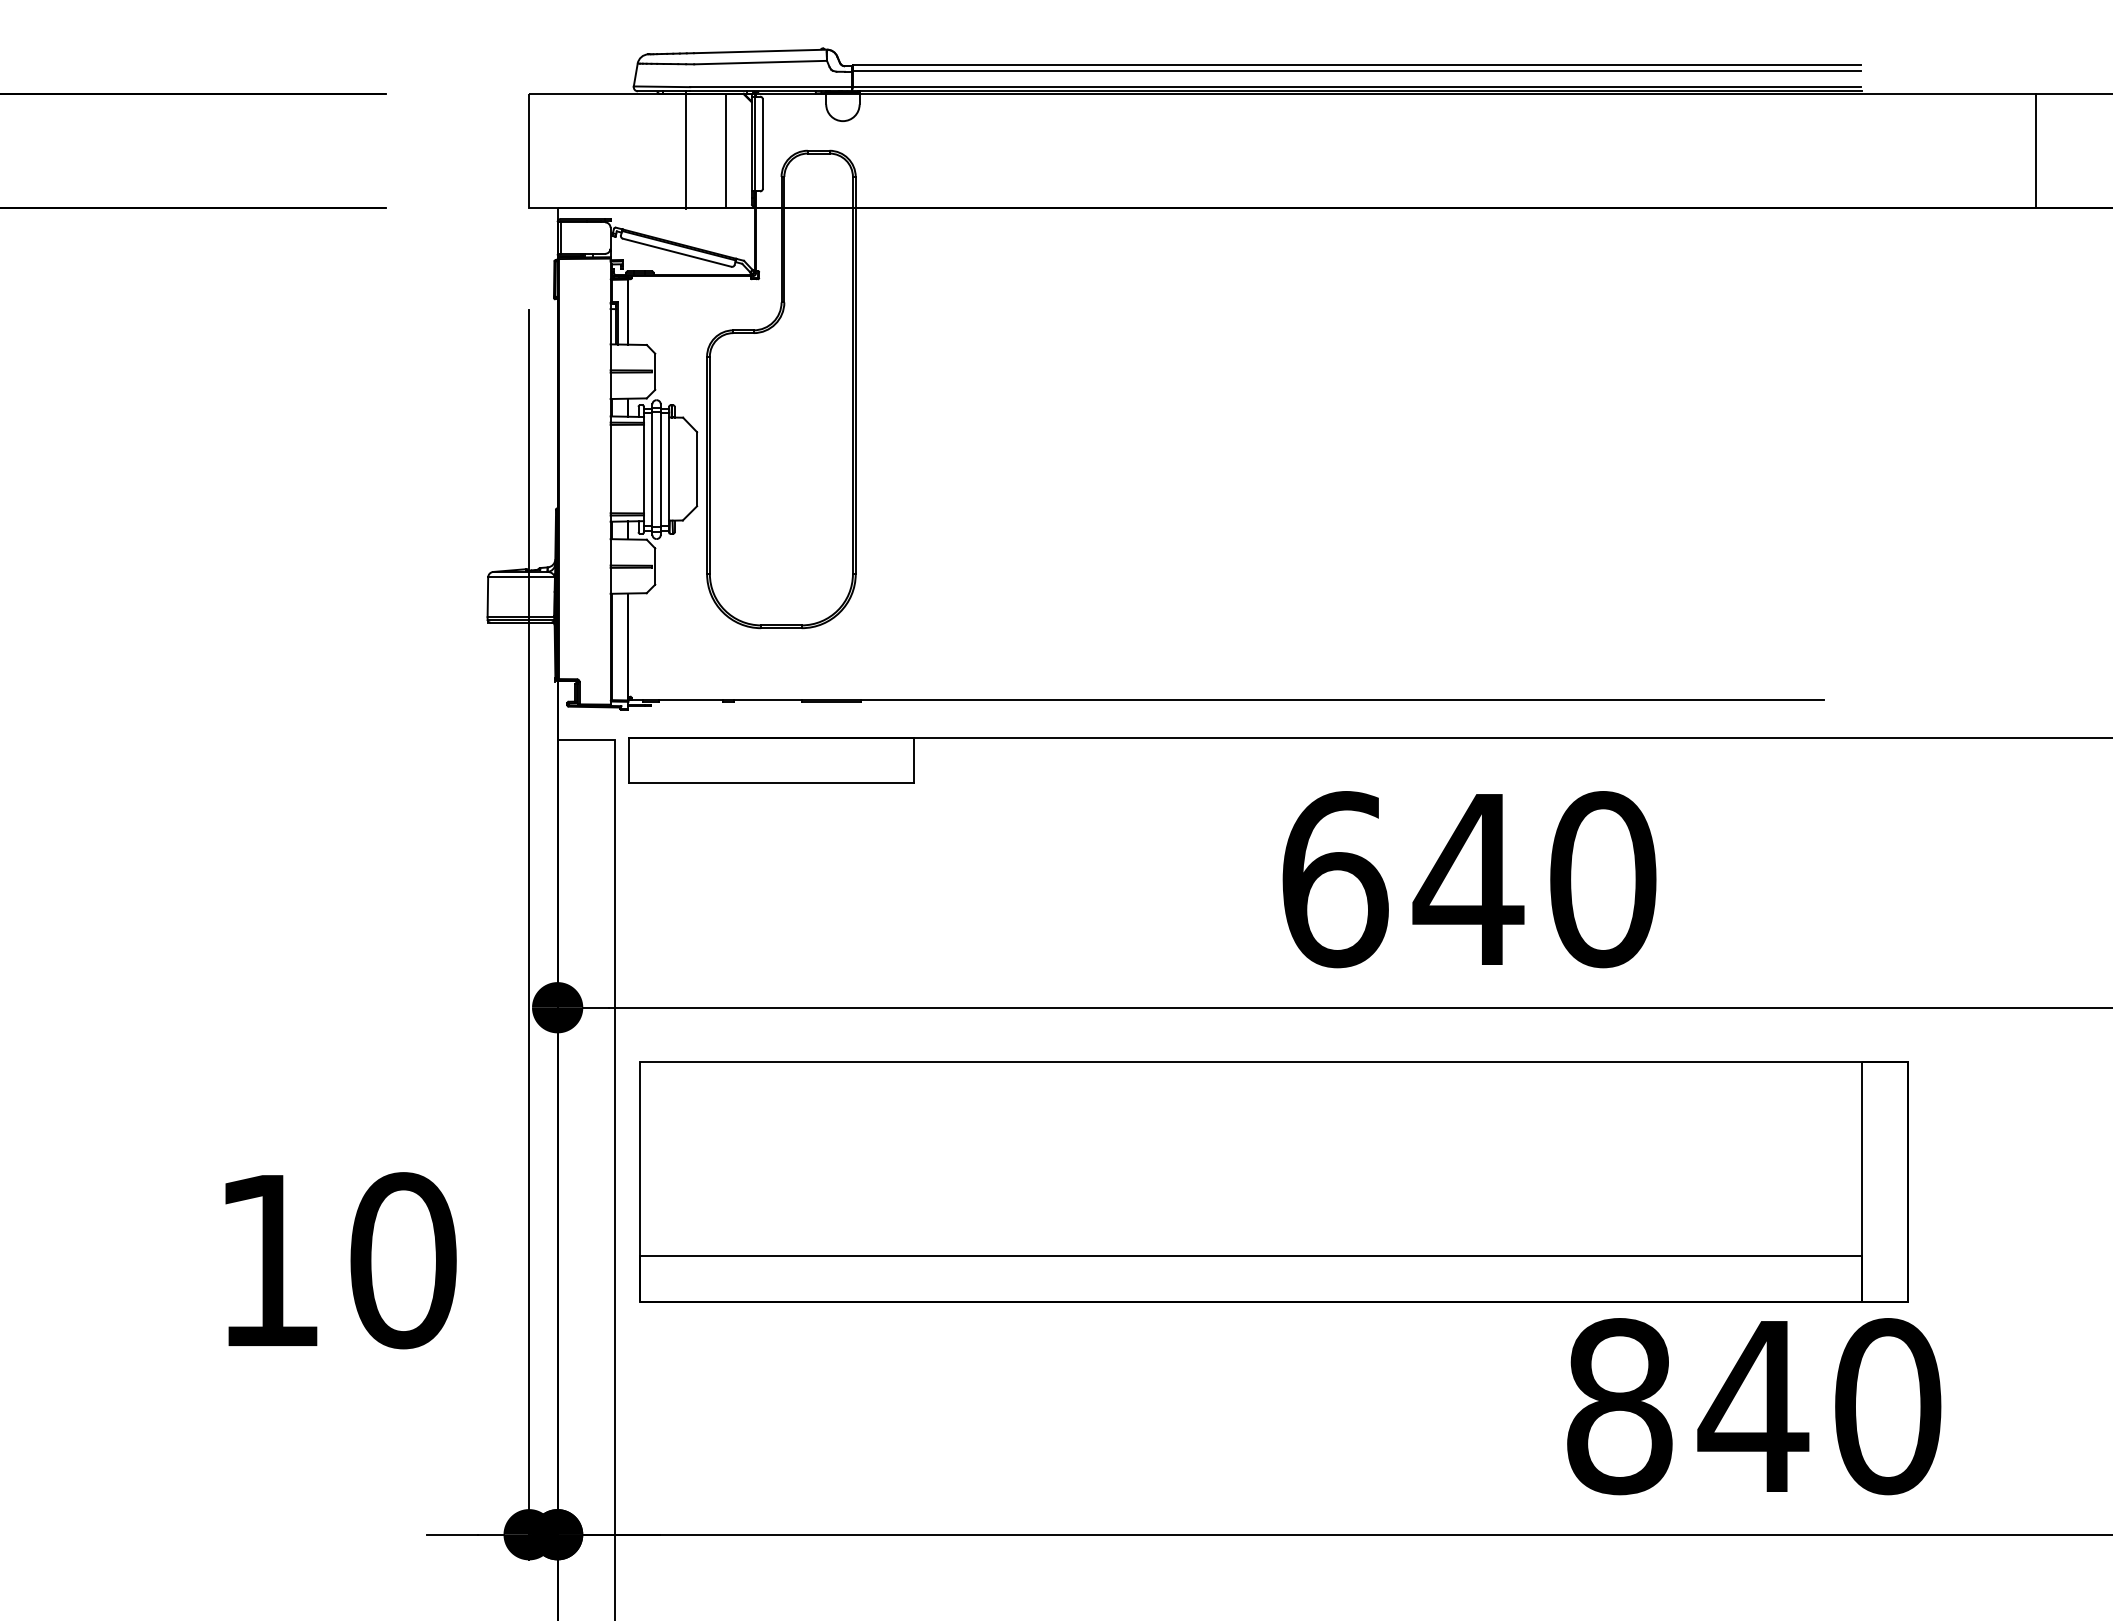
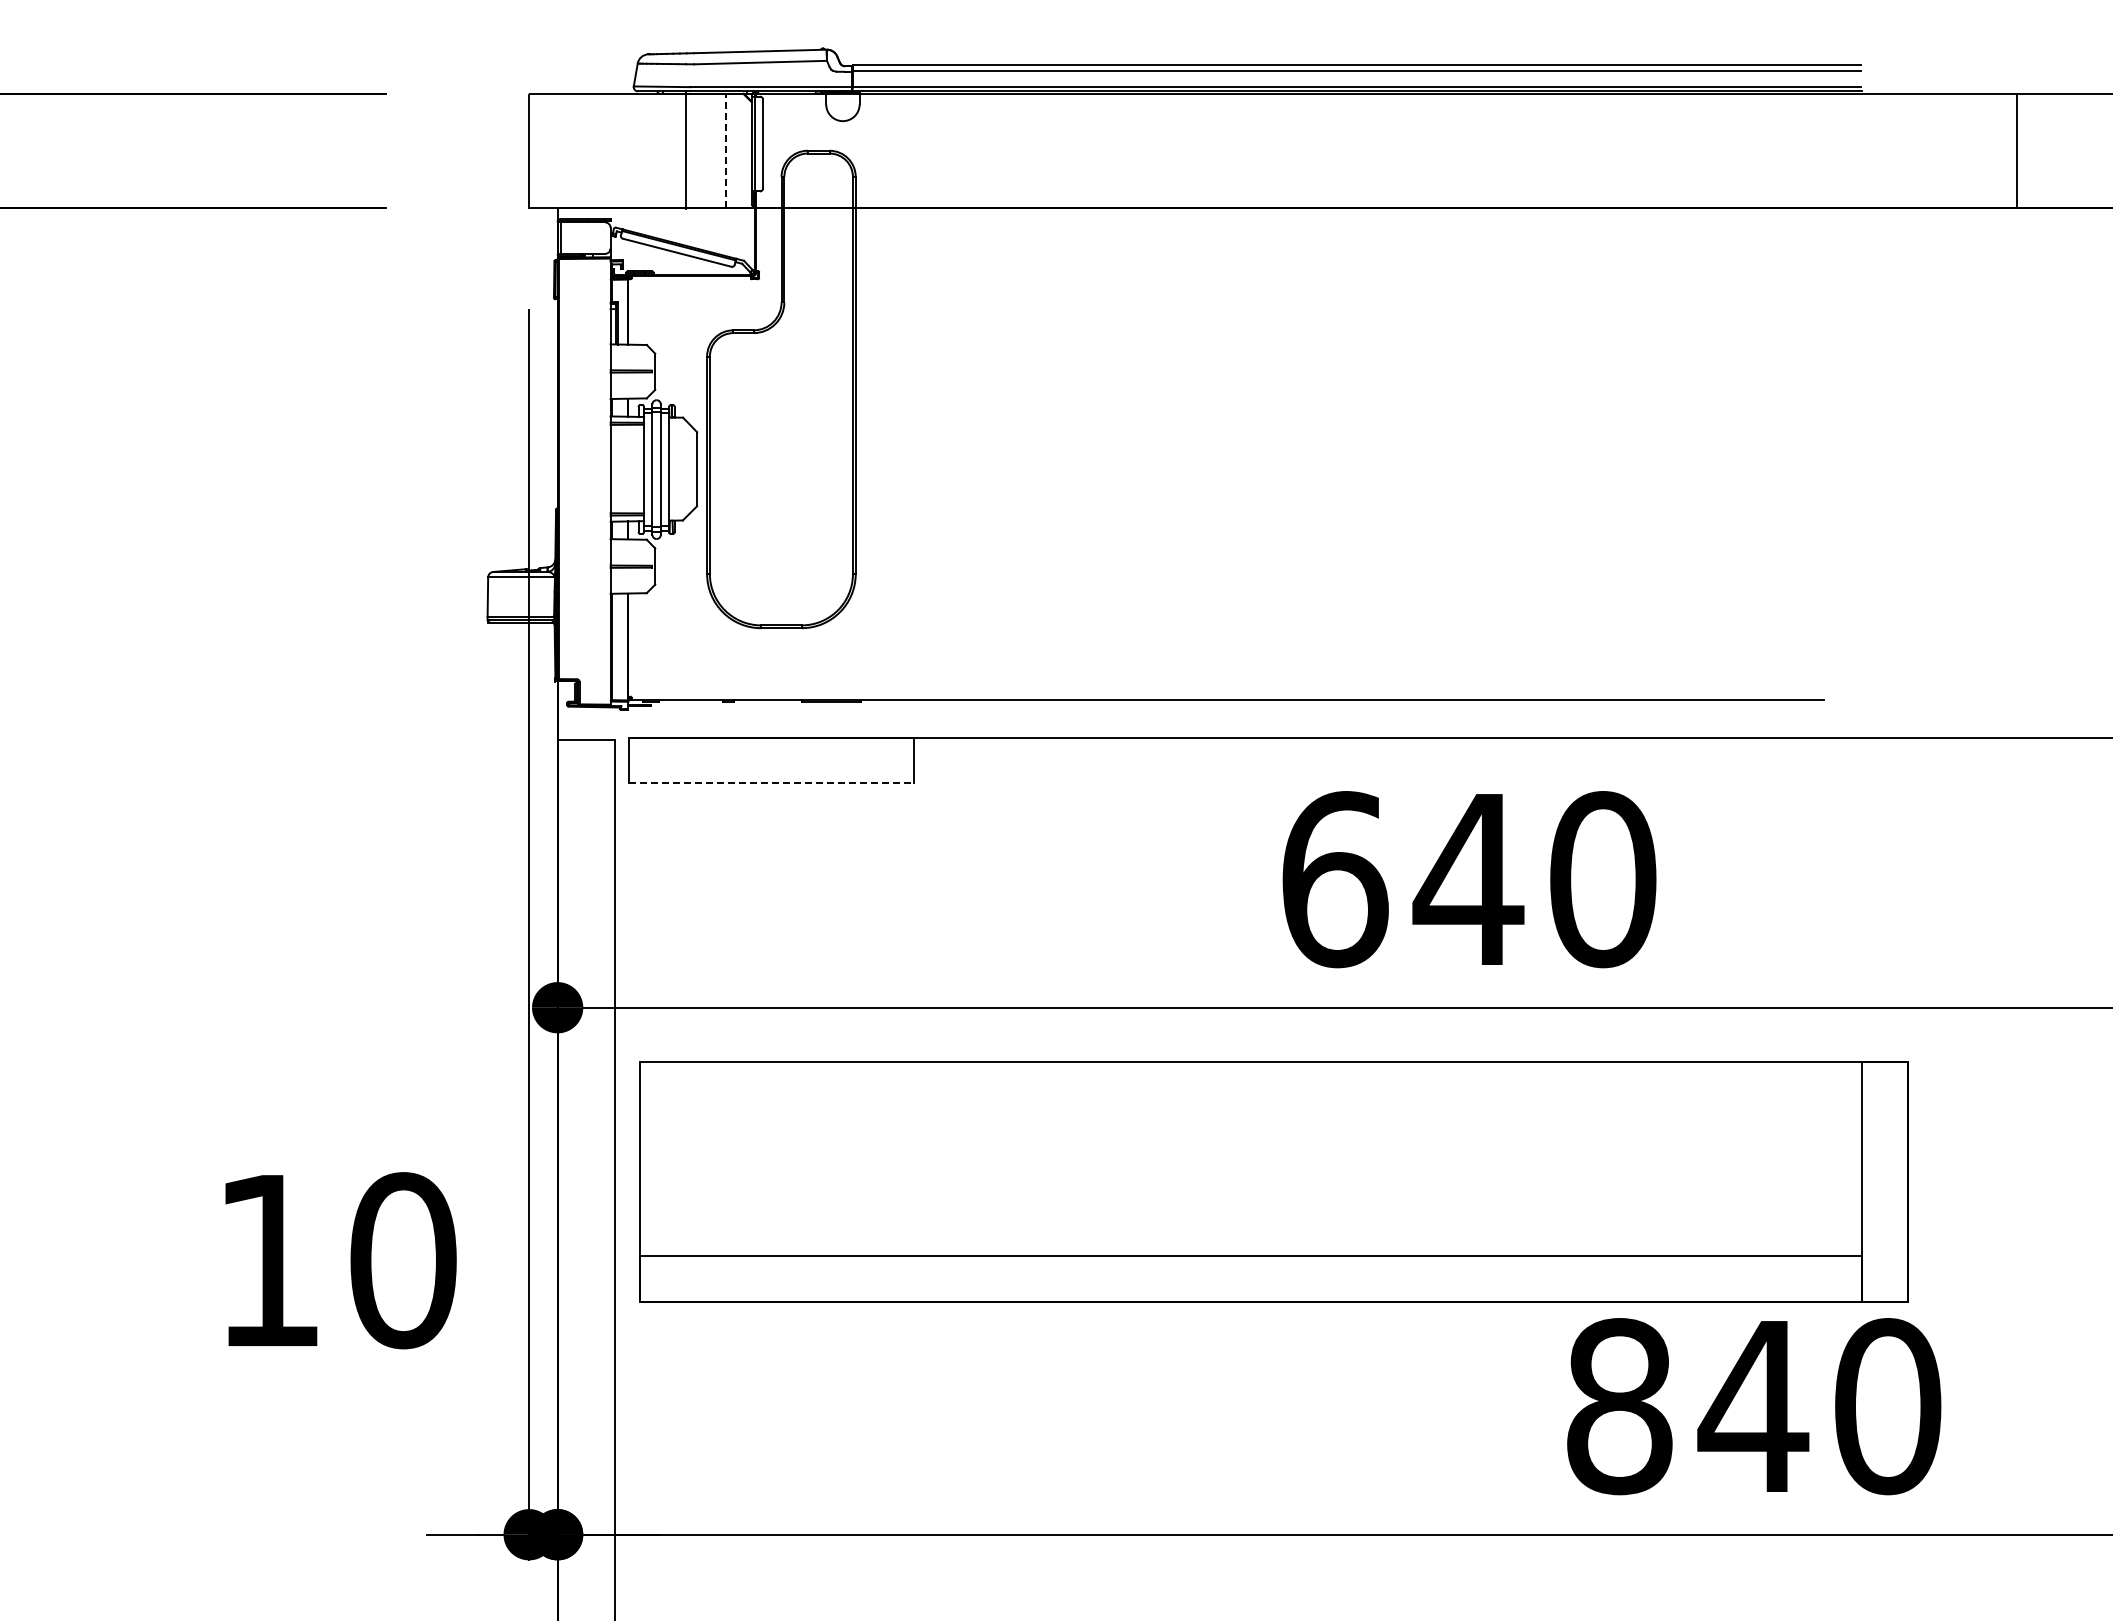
line: solid -> dashed (725, 150)
line position: (2036, 150) -> (2017, 150) (2017, 150)
line: solid -> dashed (771, 783)
